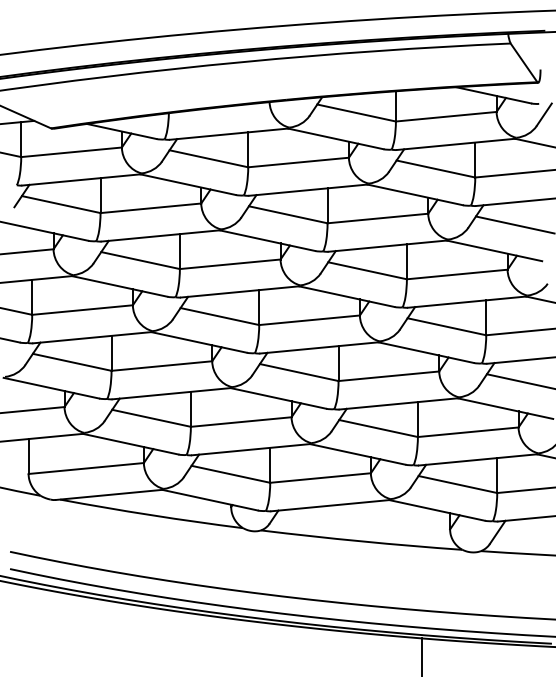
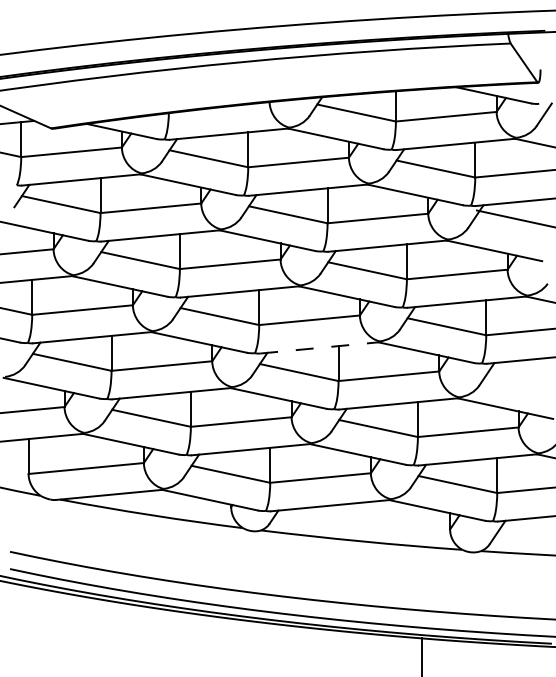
line position: (513, 224) -> (514, 218) (514, 218)
line: solid -> dashed (319, 347)
line: present -> none (519, 381)
